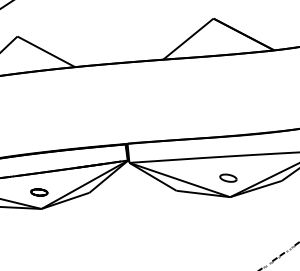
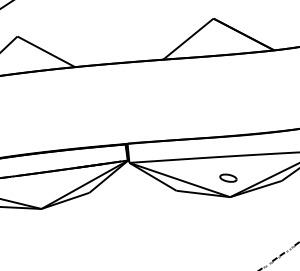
part: present -> none (39, 192)
